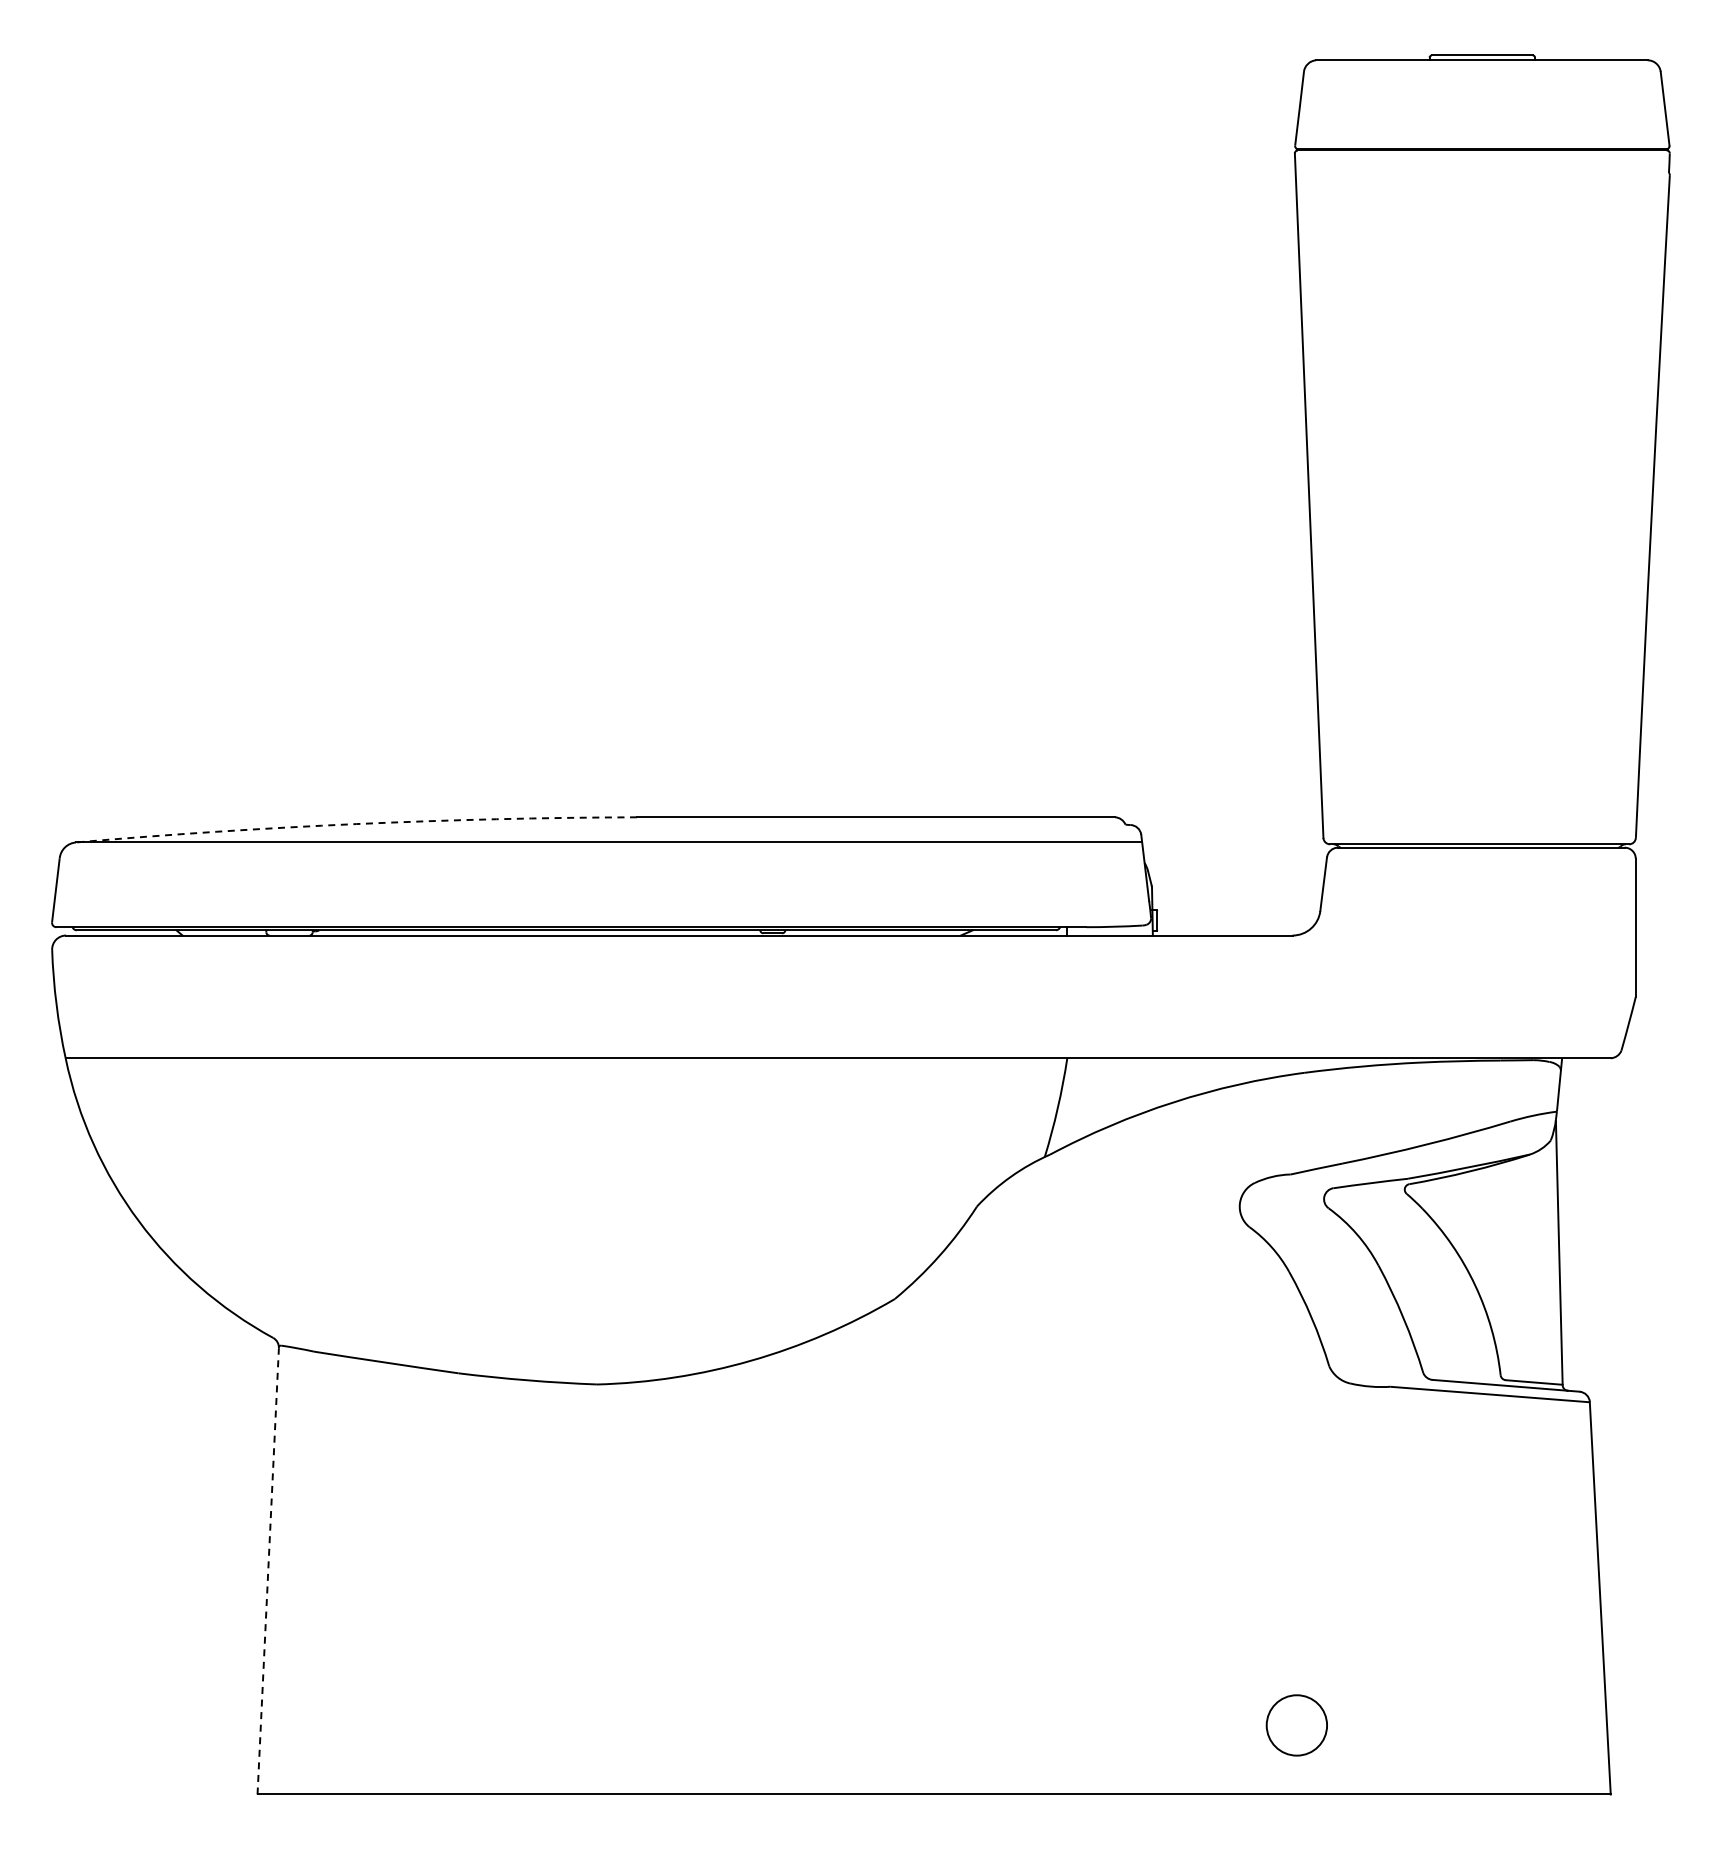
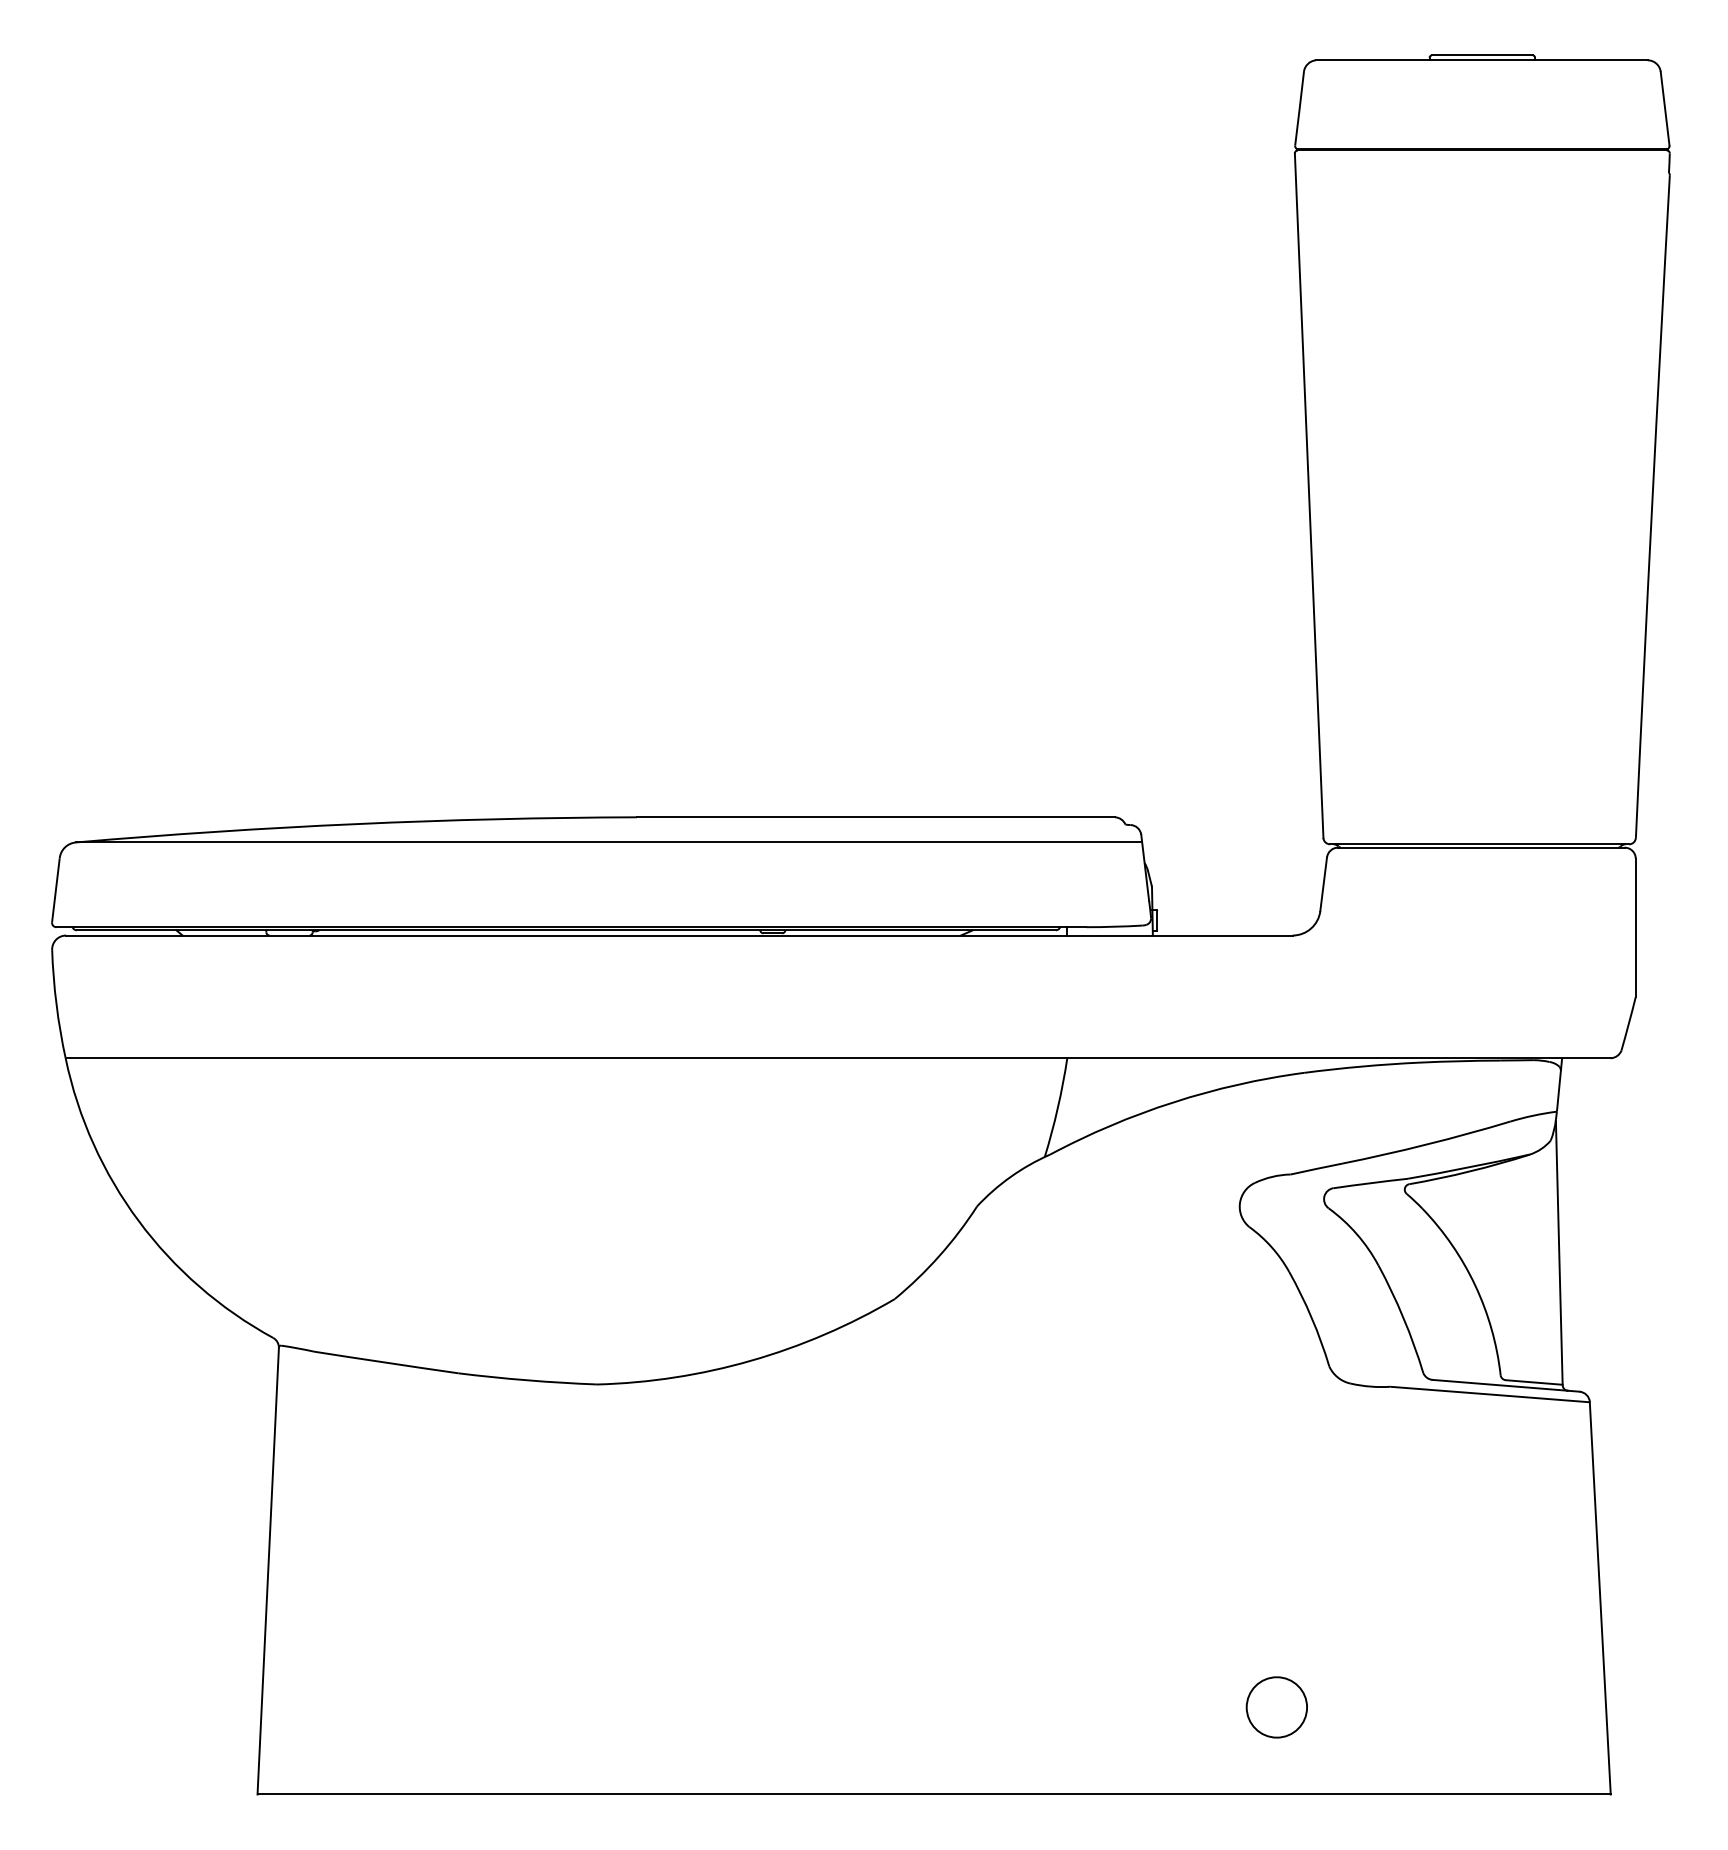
arc: dashed -> solid (356, 824)
line: dashed -> solid (268, 1570)
circle position: (1296, 1725) -> (1276, 1707) (1276, 1707)
